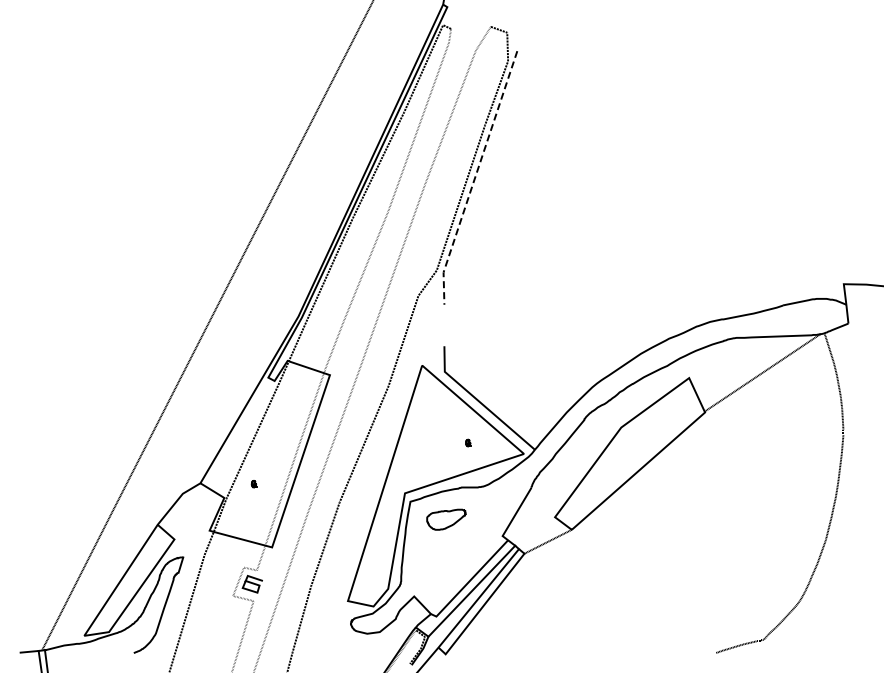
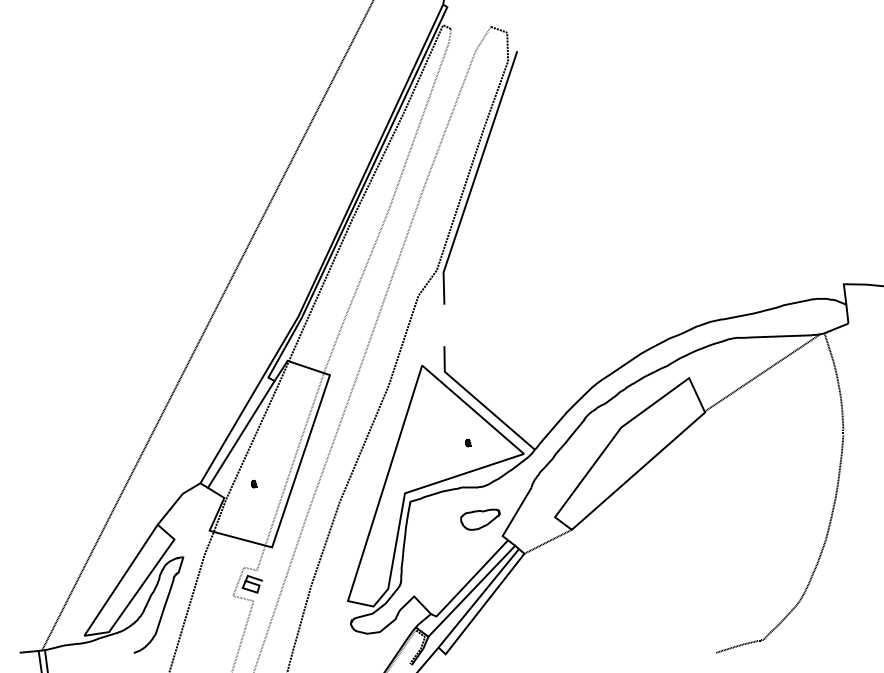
line: dashed -> solid (475, 177)
line: none -> present (241, 434)
part position: (446, 519) -> (480, 519) (480, 519)
